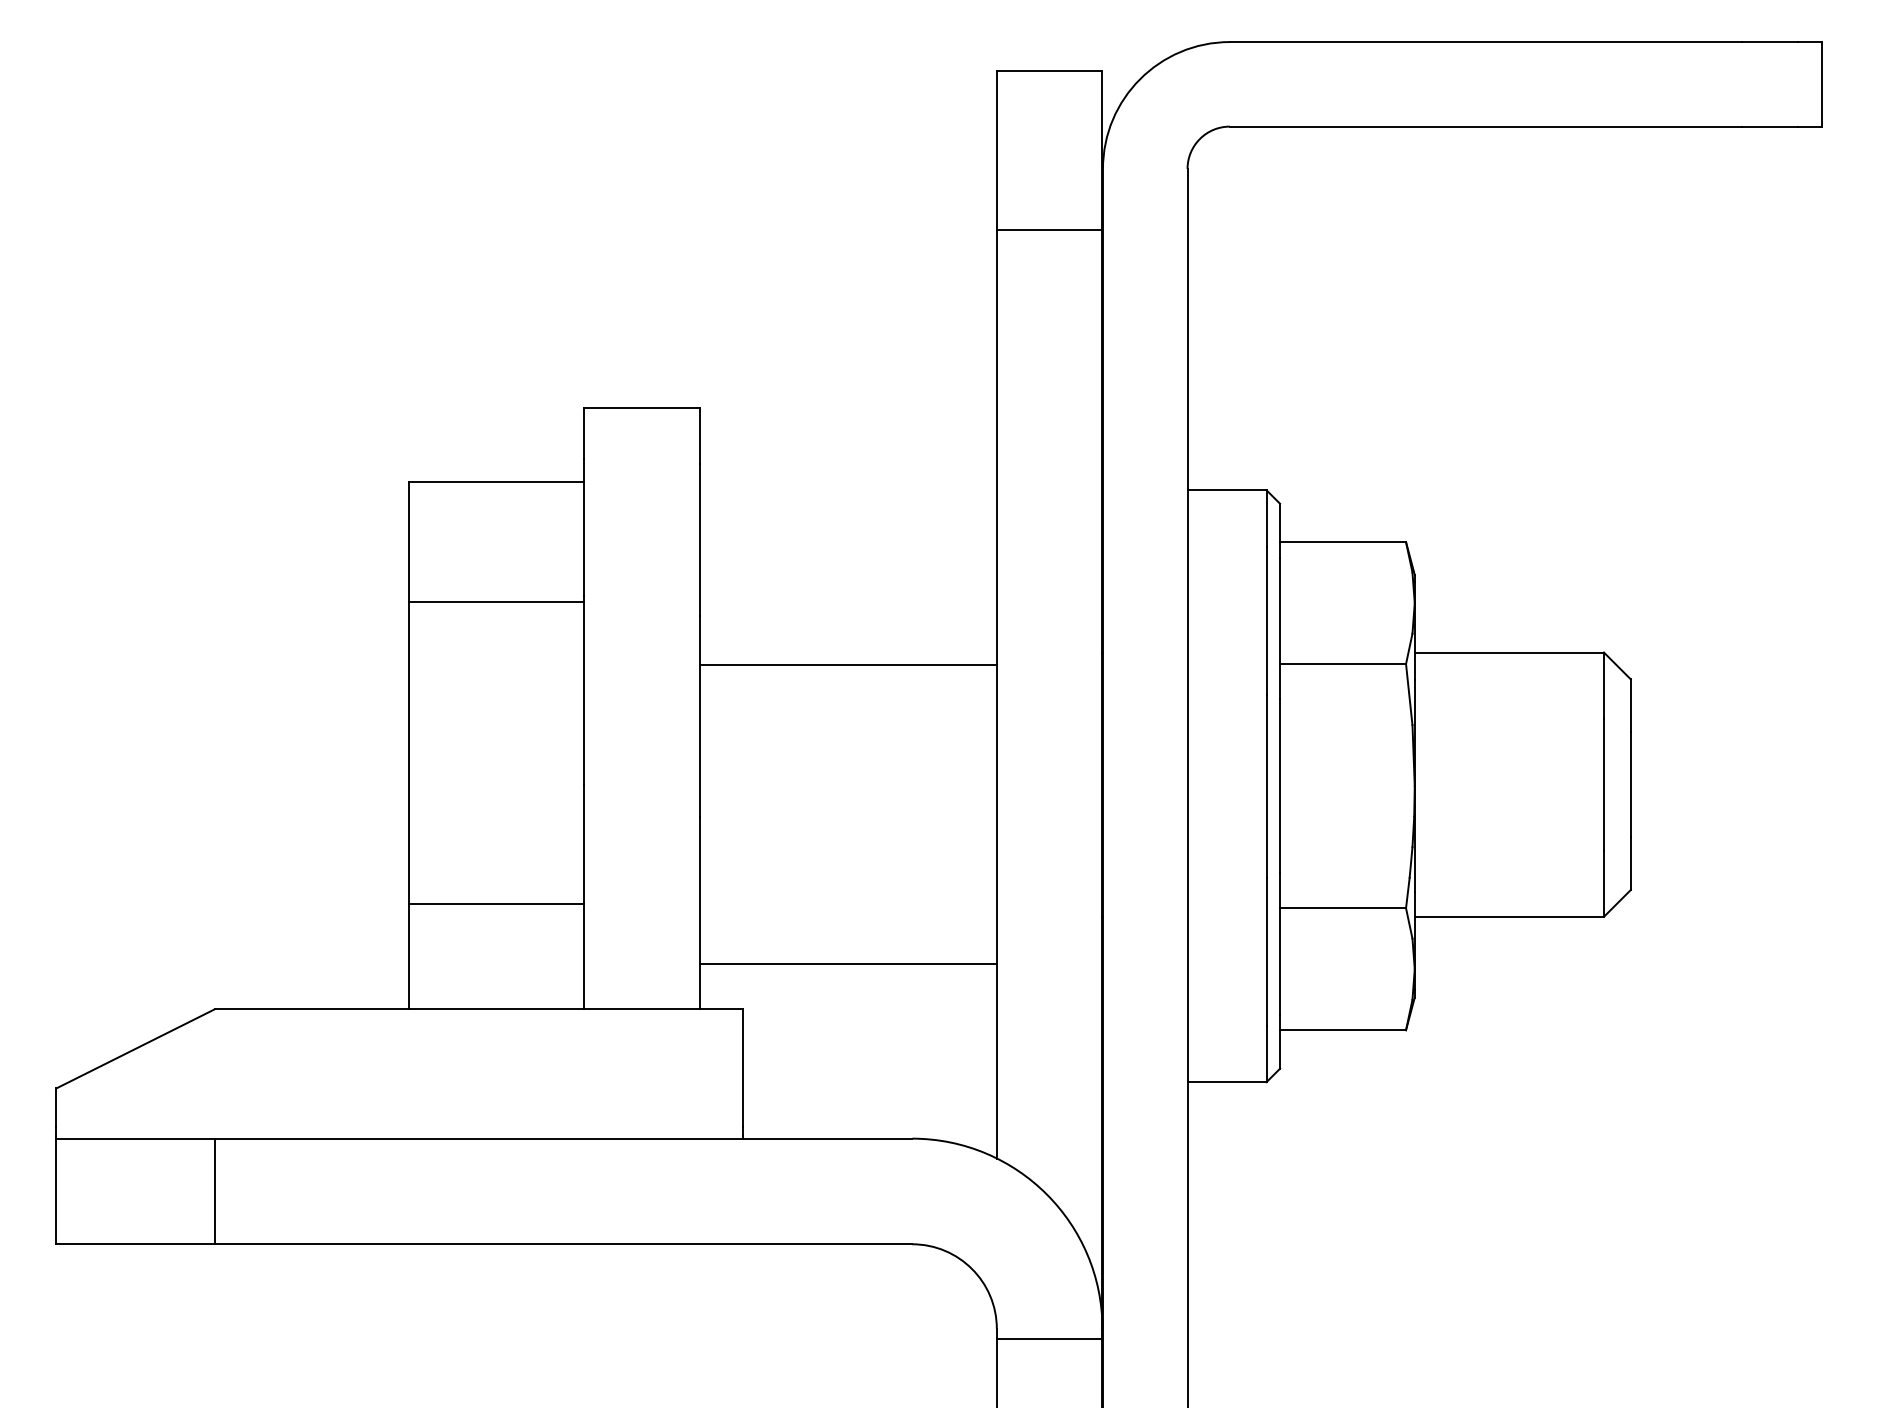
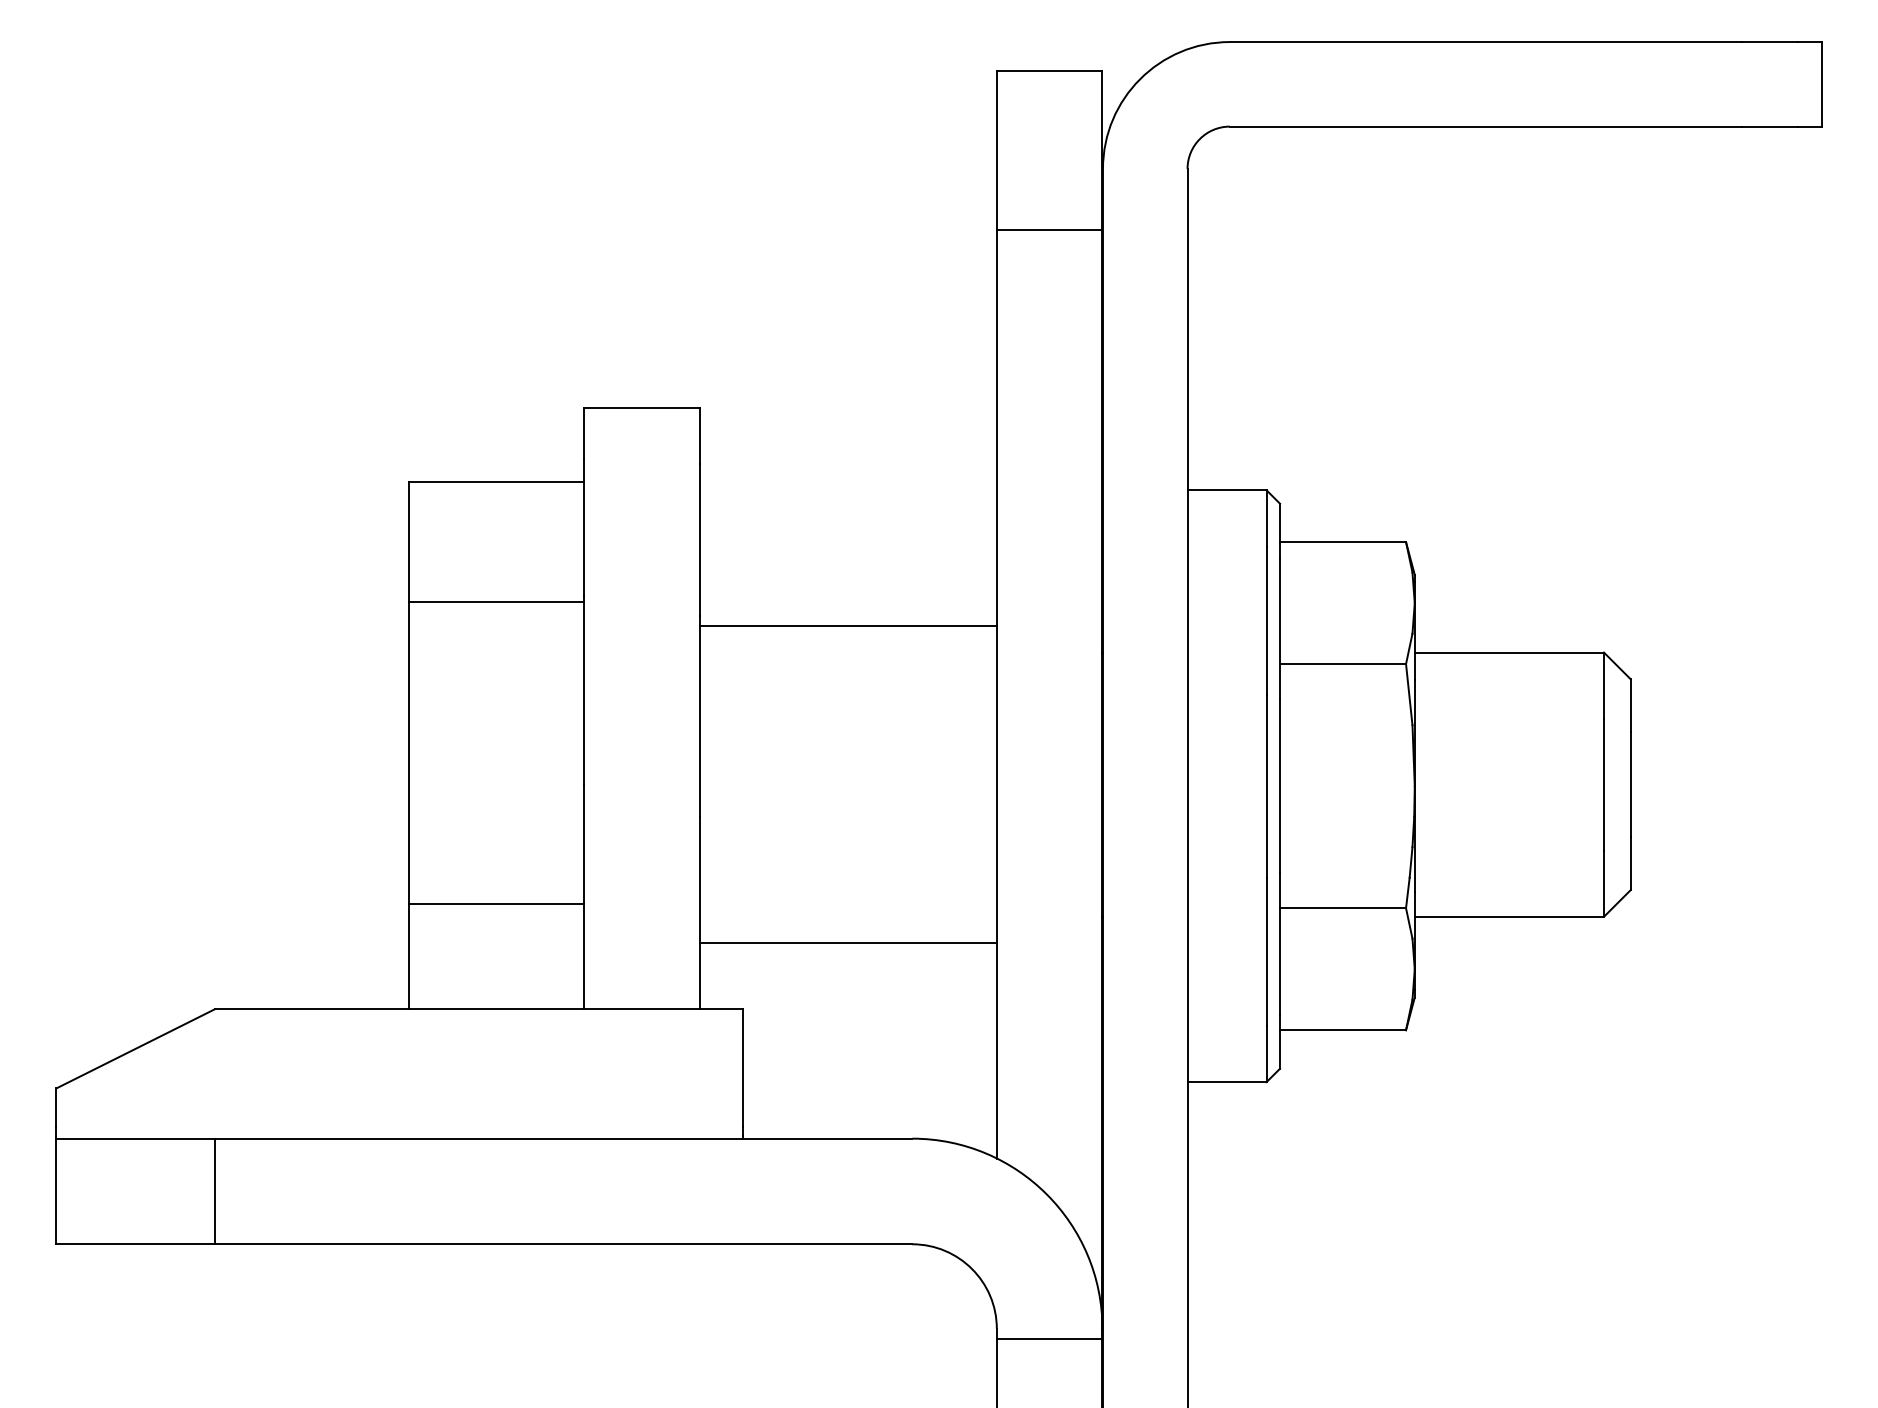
line position: (847, 665) -> (847, 626) (847, 626)
line position: (847, 964) -> (847, 943) (847, 943)
